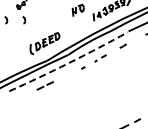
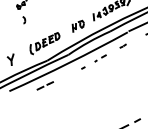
part position: (77, 9) -> (77, 25) (77, 25)
part: present -> none (6, 20)
part: none -> present (10, 59)
arc: dashed -> solid (69, 62)
